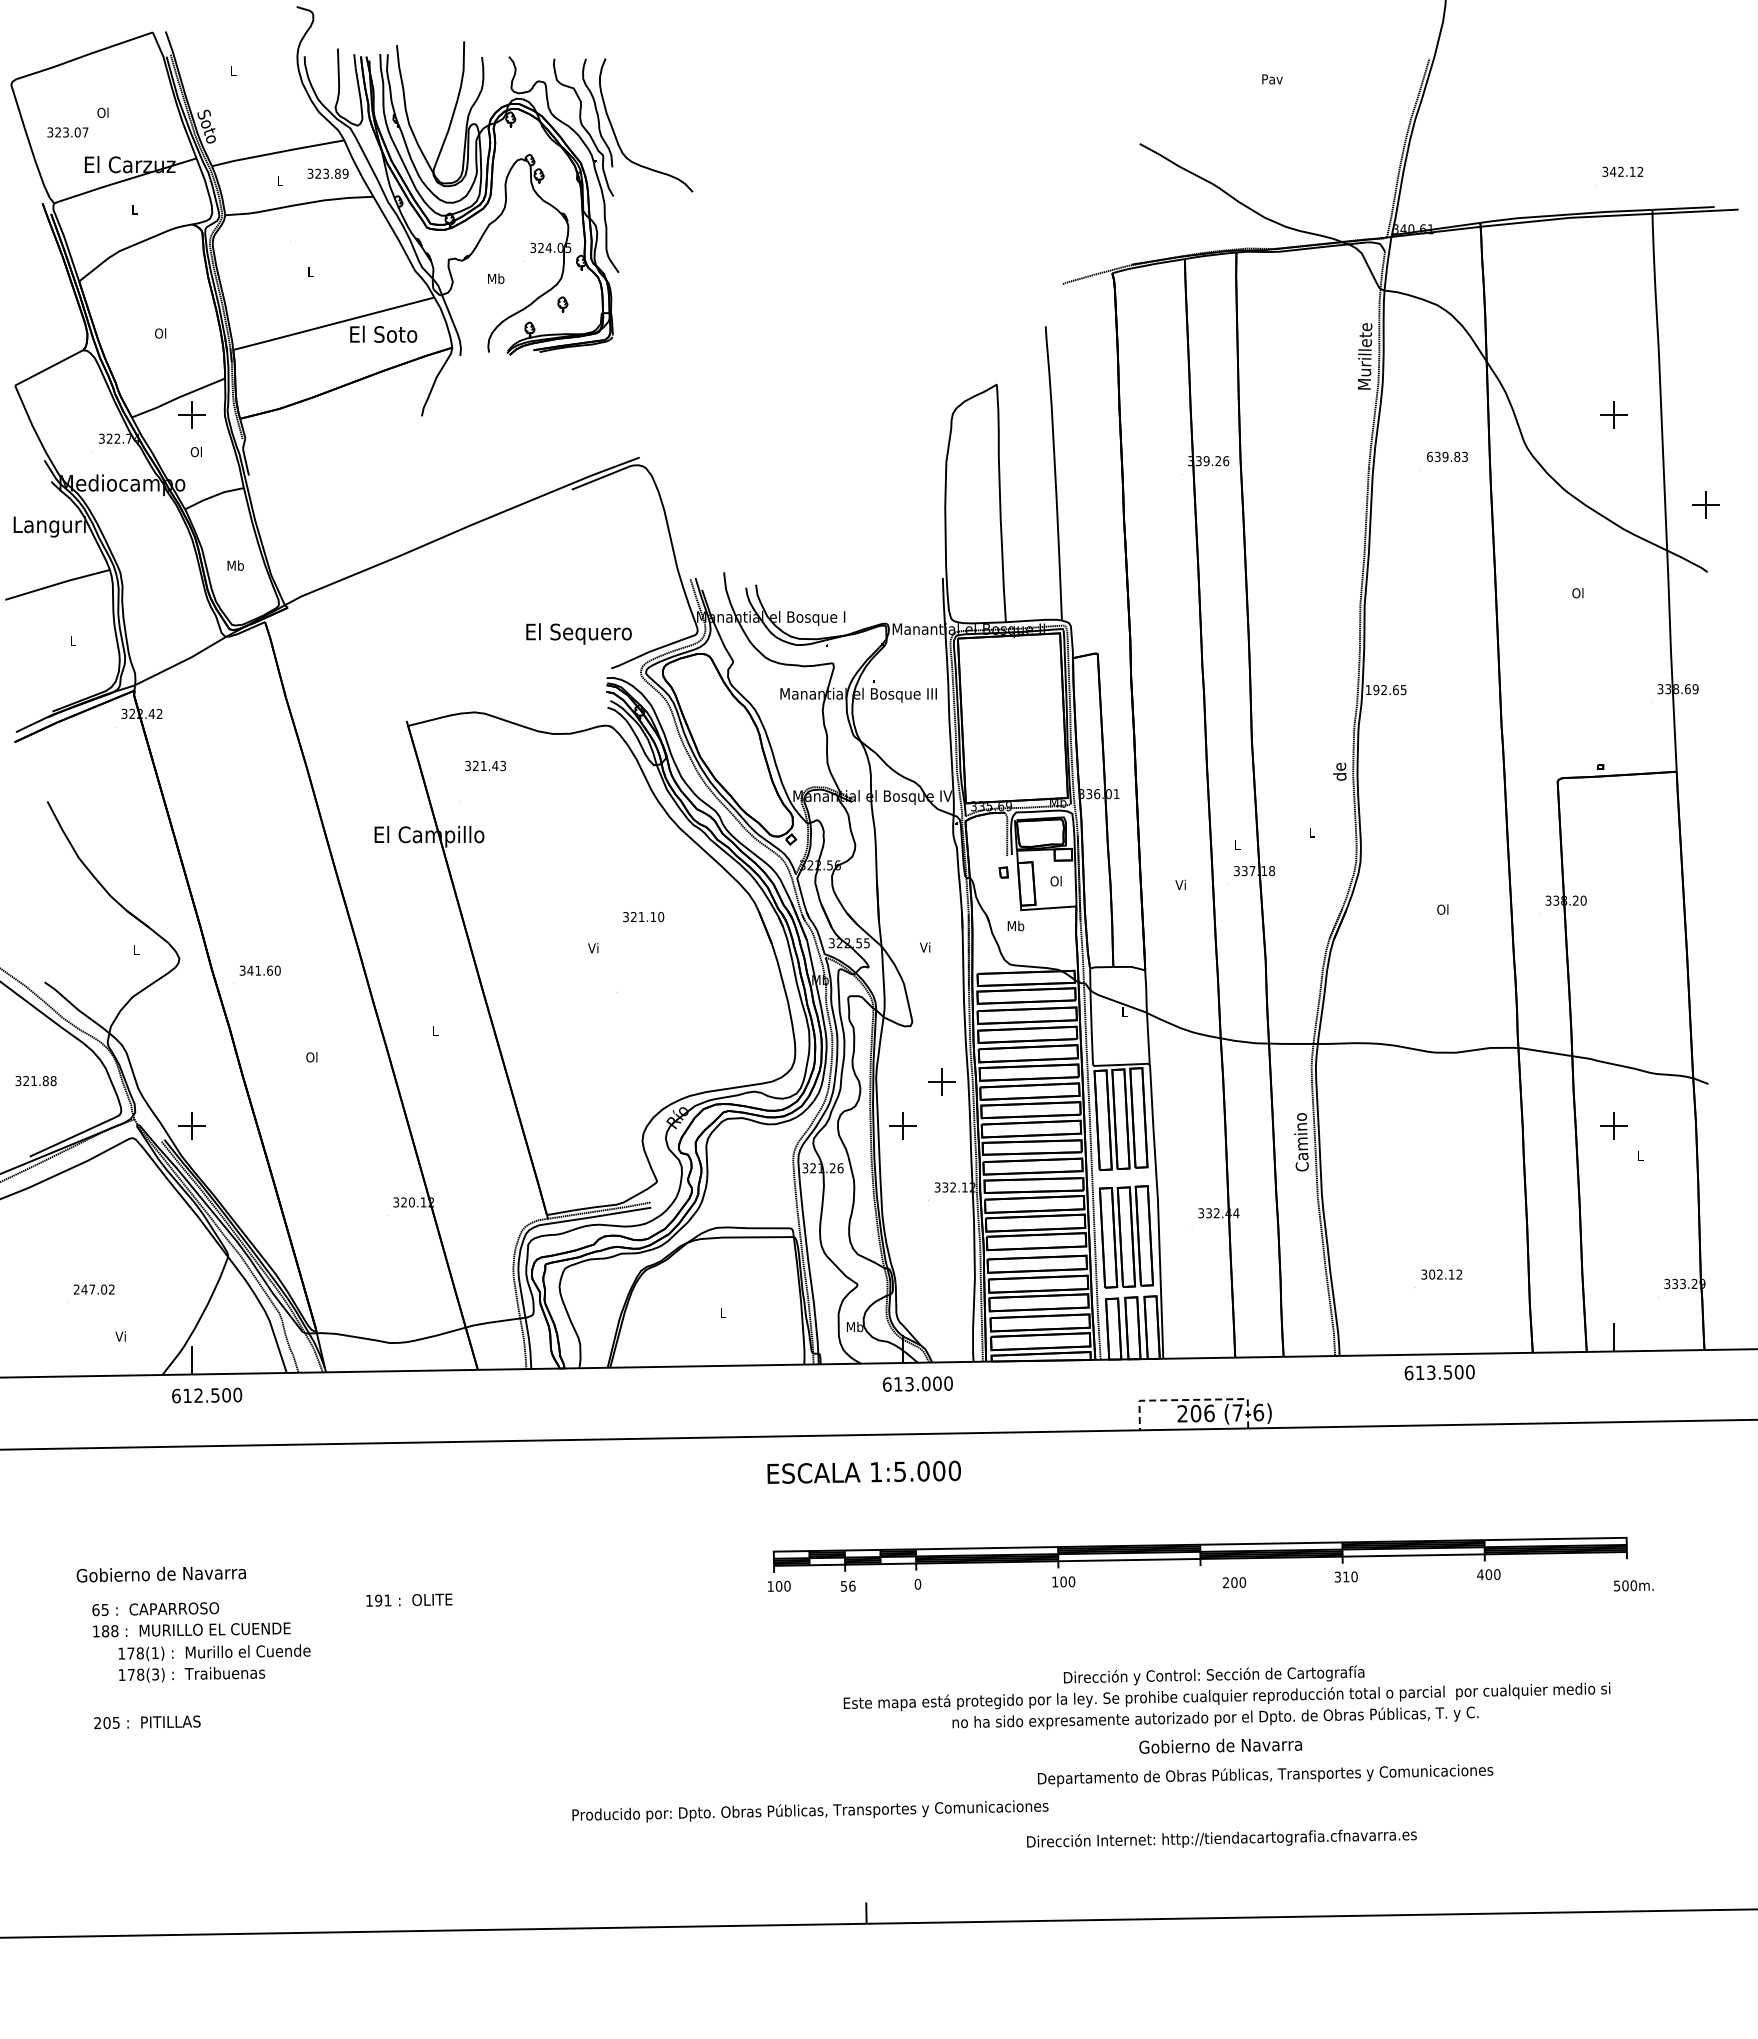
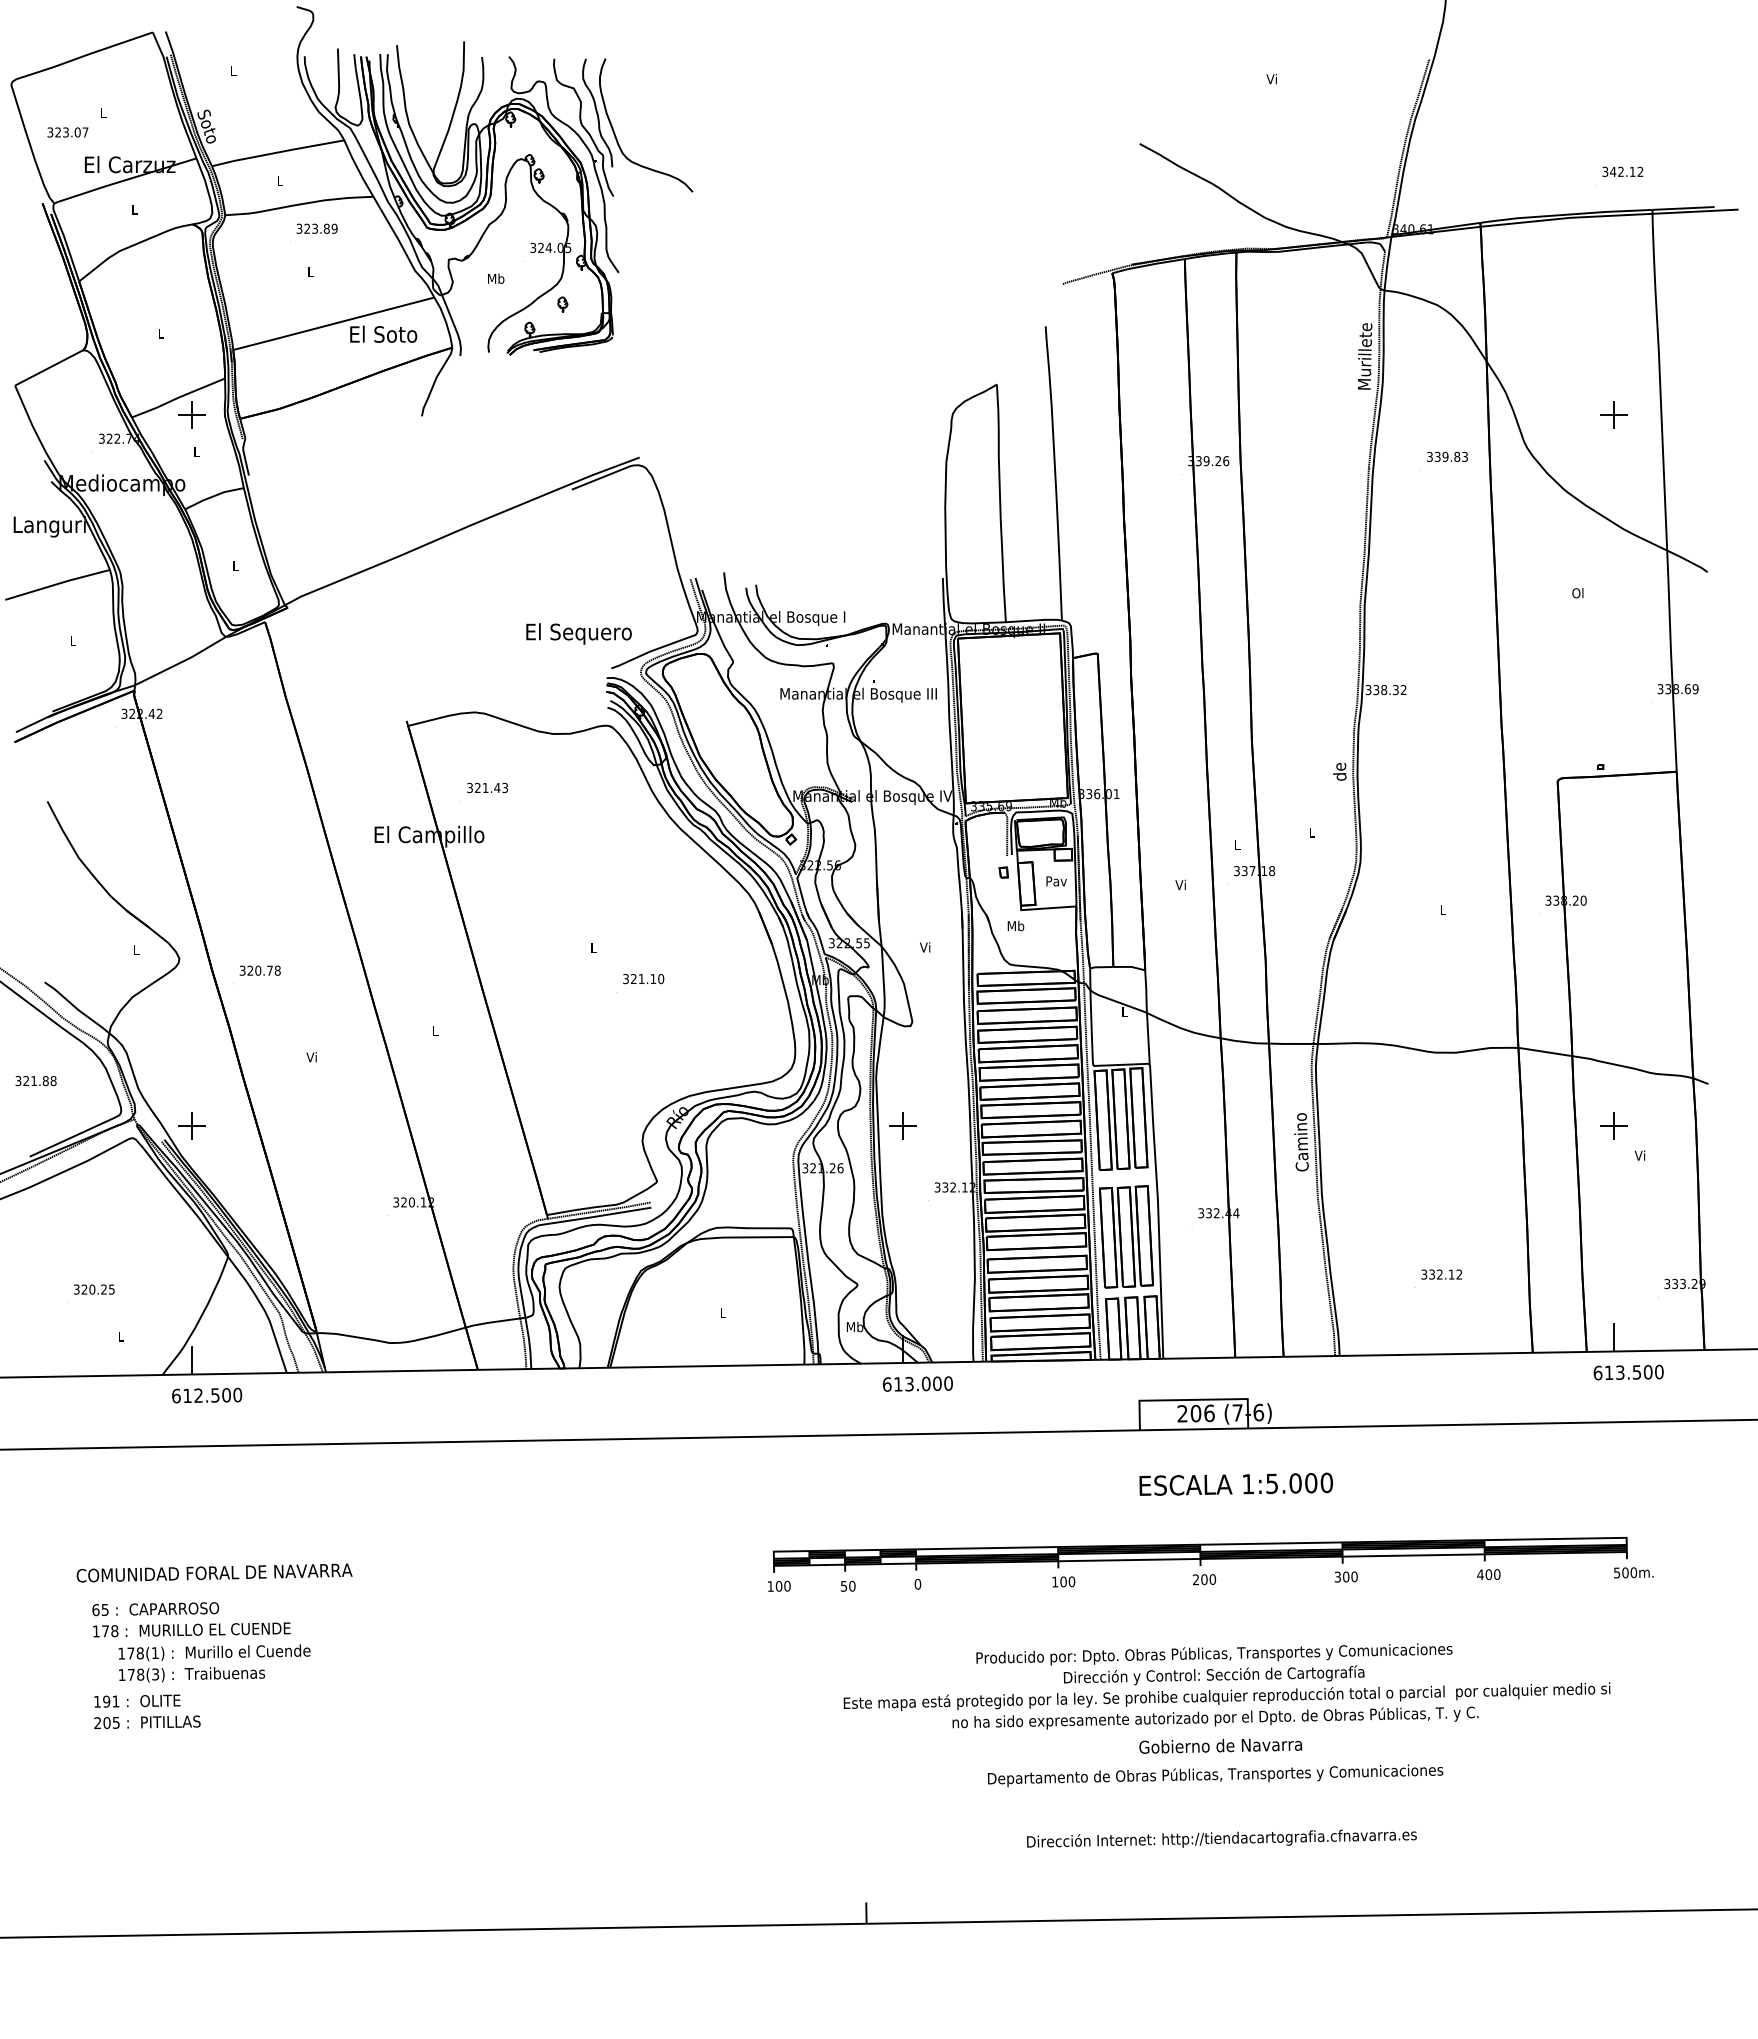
text: Pav -> Vi (1272, 79)
text: Ol -> L (102, 112)
text position: (327, 173) -> (316, 228) (316, 228)
text: Ol -> L (160, 333)
text: Ol -> L (195, 451)
text: 639.83 -> 339.83 (1429, 456)
part: present -> none (1705, 504)
text: Mb -> L (235, 565)
text: 192.65 -> 338.32 (1385, 690)
text position: (485, 765) -> (487, 787) (487, 787)
text: Ol -> Pav (1056, 881)
text: Ol -> L (1442, 909)
text position: (643, 917) -> (643, 979) (643, 979)
text: Vi -> L (593, 948)
text: 341.60 -> 320.78 (263, 970)
text: Ol -> Vi (311, 1057)
part: present -> none (941, 1081)
text: L -> Vi (1639, 1155)
text: 302.12 -> 332.12 (1432, 1274)
text: 247.02 -> 320.25 (93, 1289)
text: Vi -> L (120, 1336)
text position: (1439, 1372) -> (1628, 1372) (1628, 1372)
line: dashed -> solid (1193, 1399)
text position: (863, 1471) -> (1235, 1483) (1235, 1483)
text: Gobierno de Navarra -> COMUNIDAD FORAL DE NAVARRA (217, 1572)
text: 310 -> 300 (1346, 1576)
text position: (1234, 1582) -> (1204, 1579) (1204, 1579)
text: 56 -> 50 (852, 1585)
text position: (1633, 1585) -> (1633, 1572) (1633, 1572)
text position: (409, 1599) -> (137, 1700) (137, 1700)
text: 188 -> 178 (105, 1631)
text position: (1265, 1775) -> (1215, 1775) (1215, 1775)
text position: (810, 1811) -> (1214, 1654) (1214, 1654)
